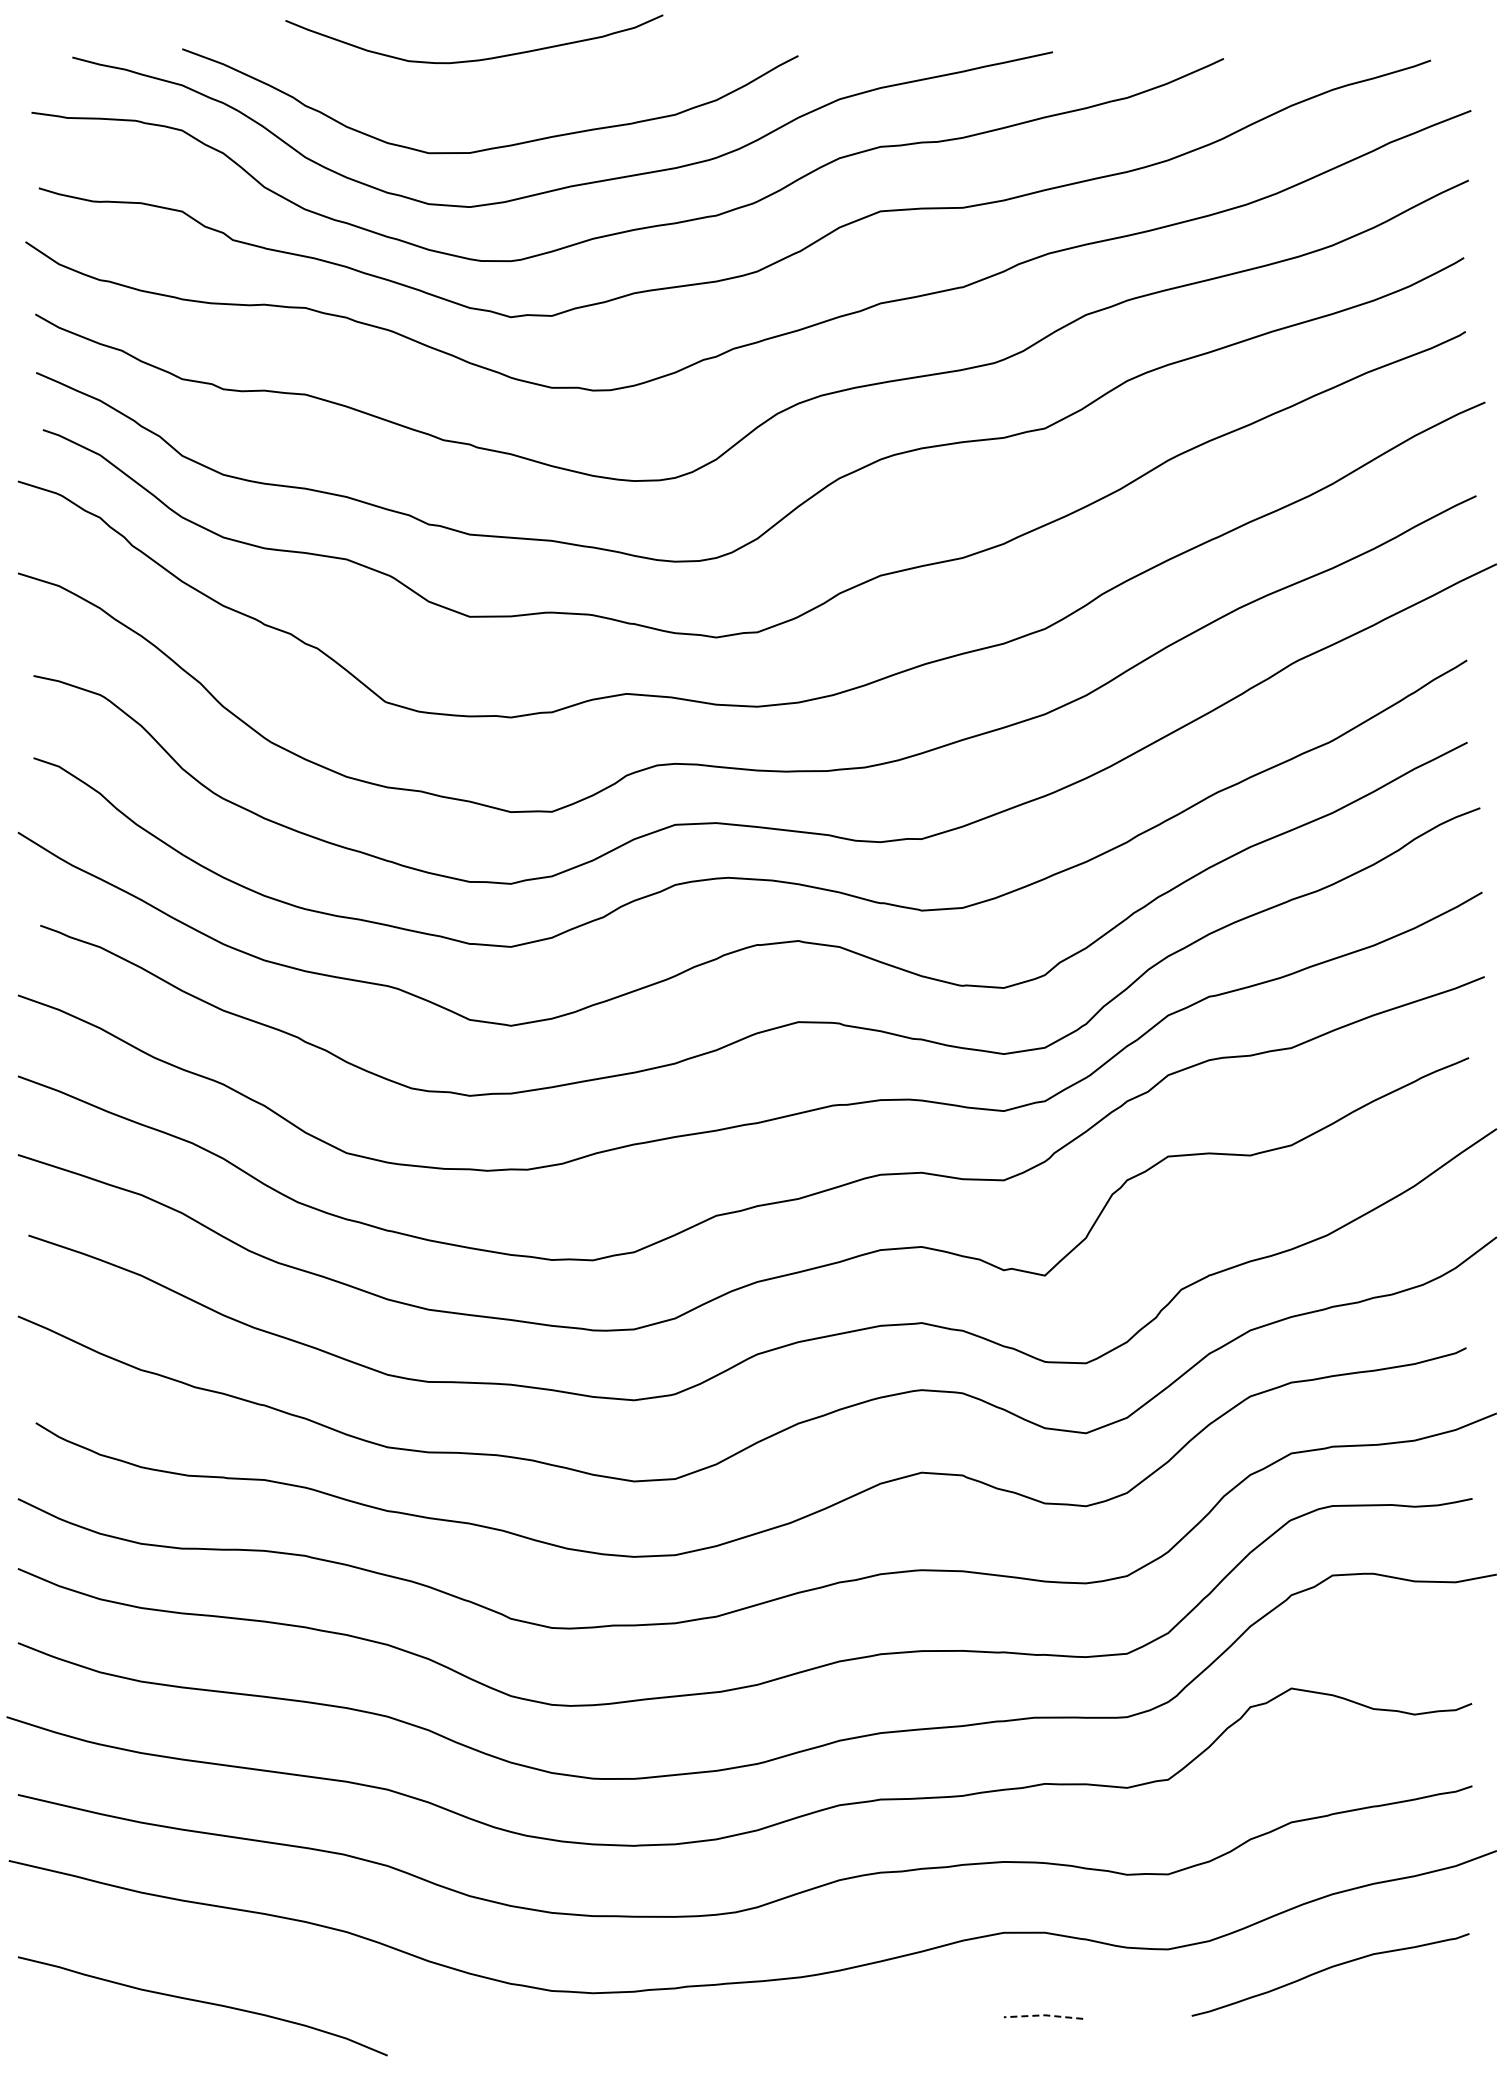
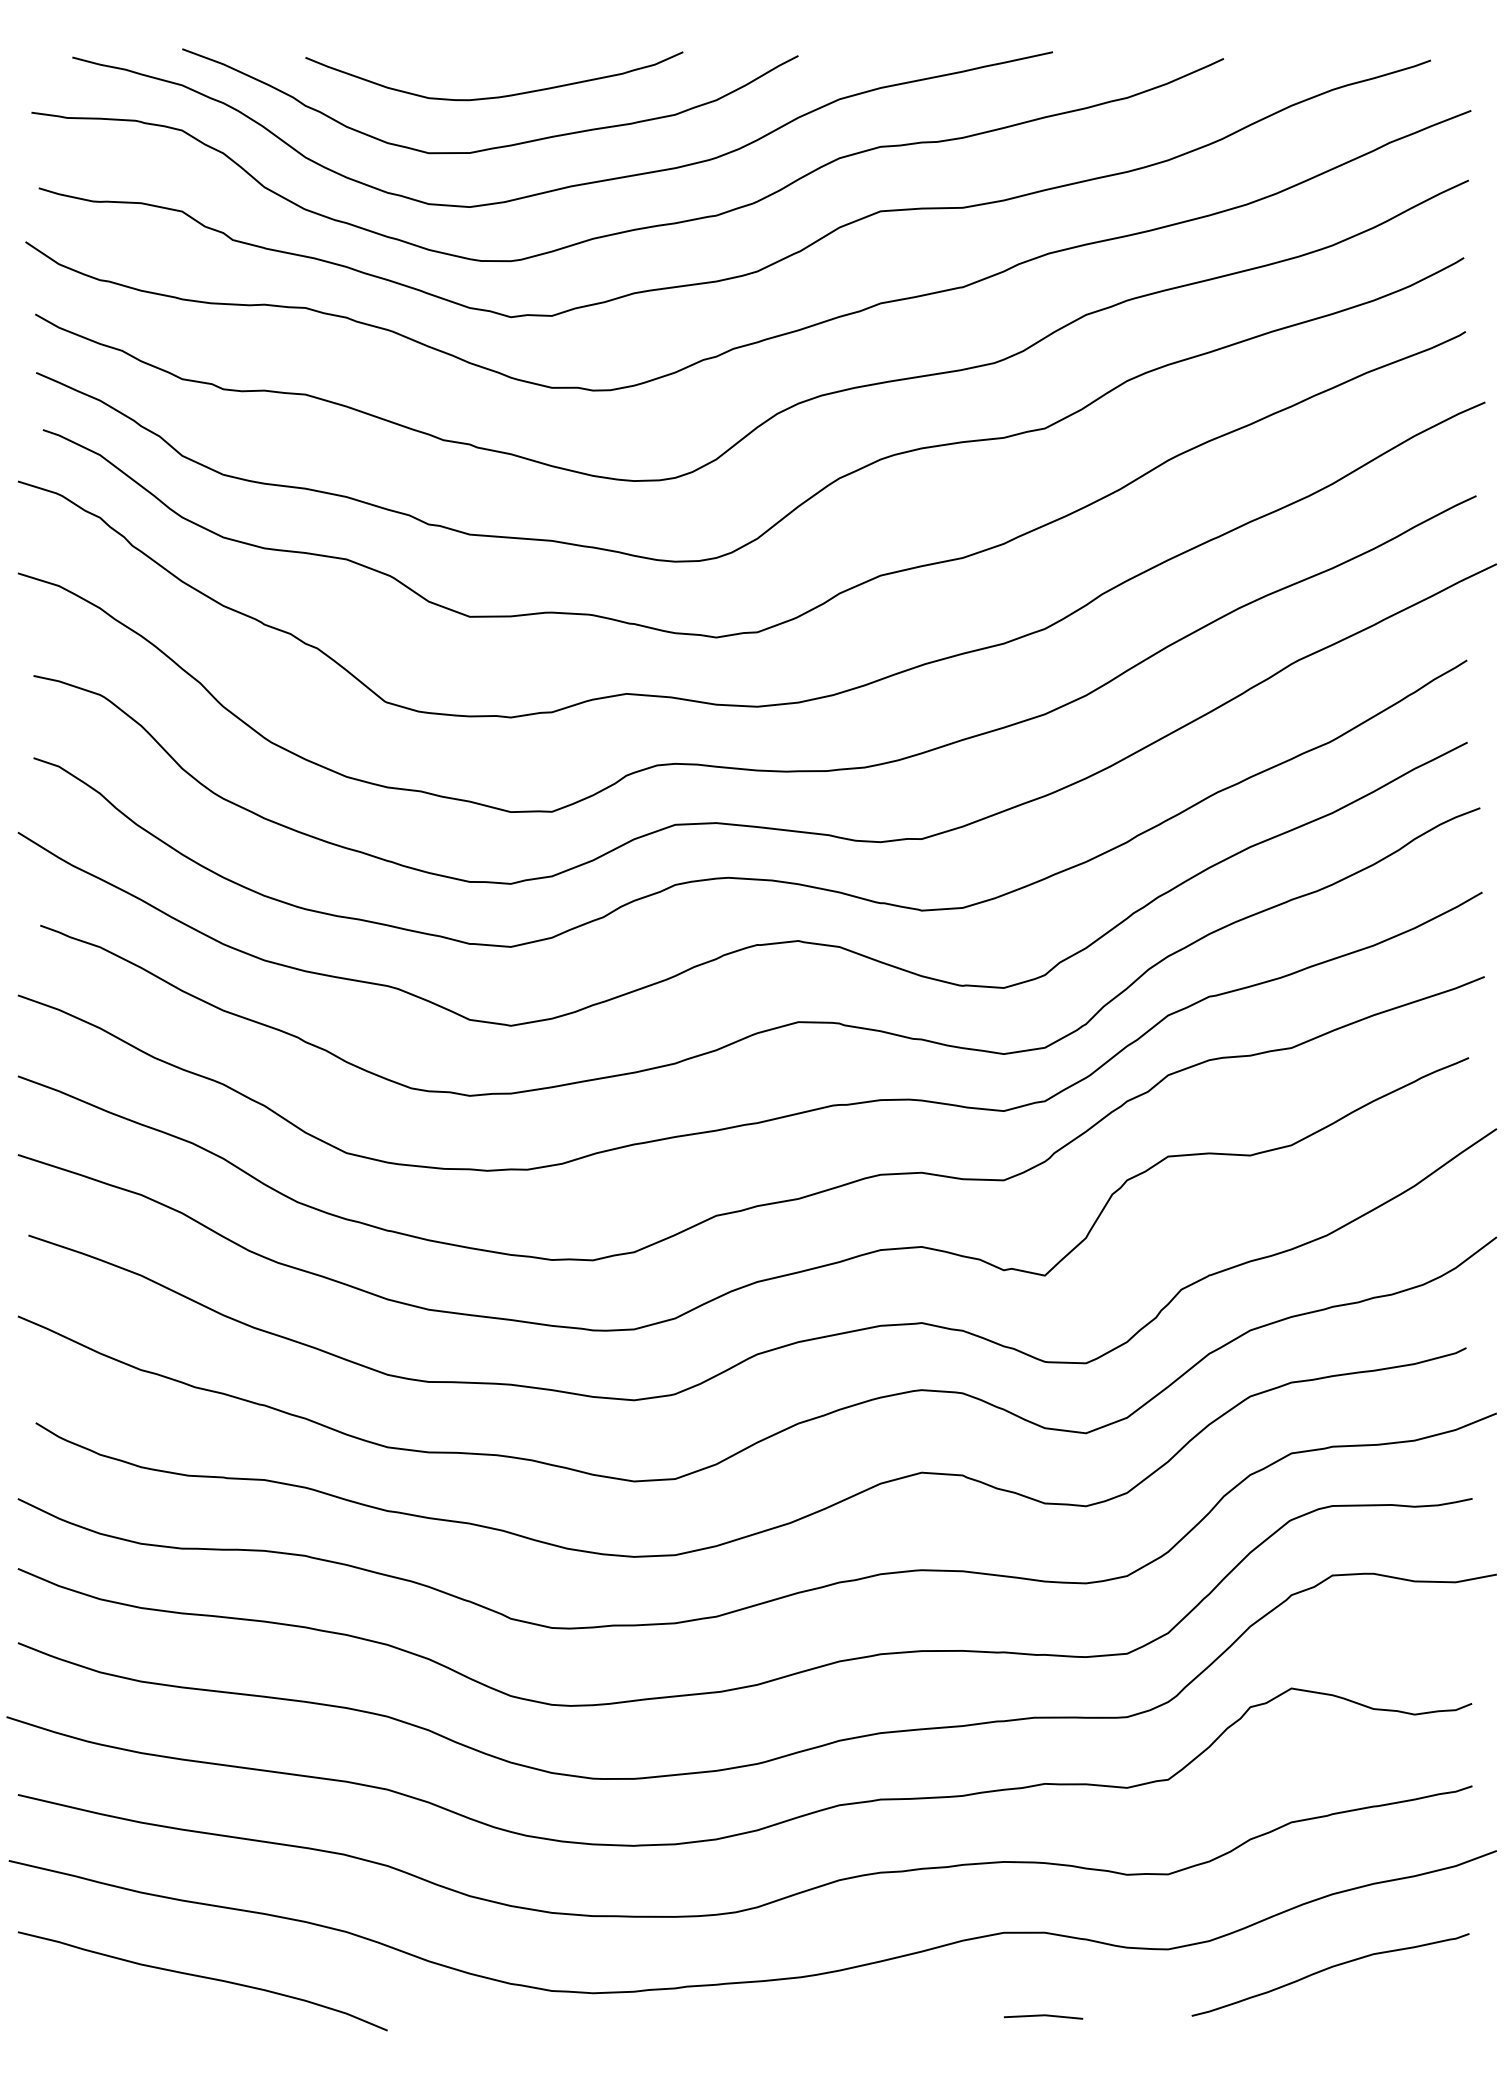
curve position: (474, 59) -> (494, 96) (494, 96)
curve position: (204, 2003) -> (204, 1978) (204, 1978)
line: dashed -> solid (1043, 2015)
